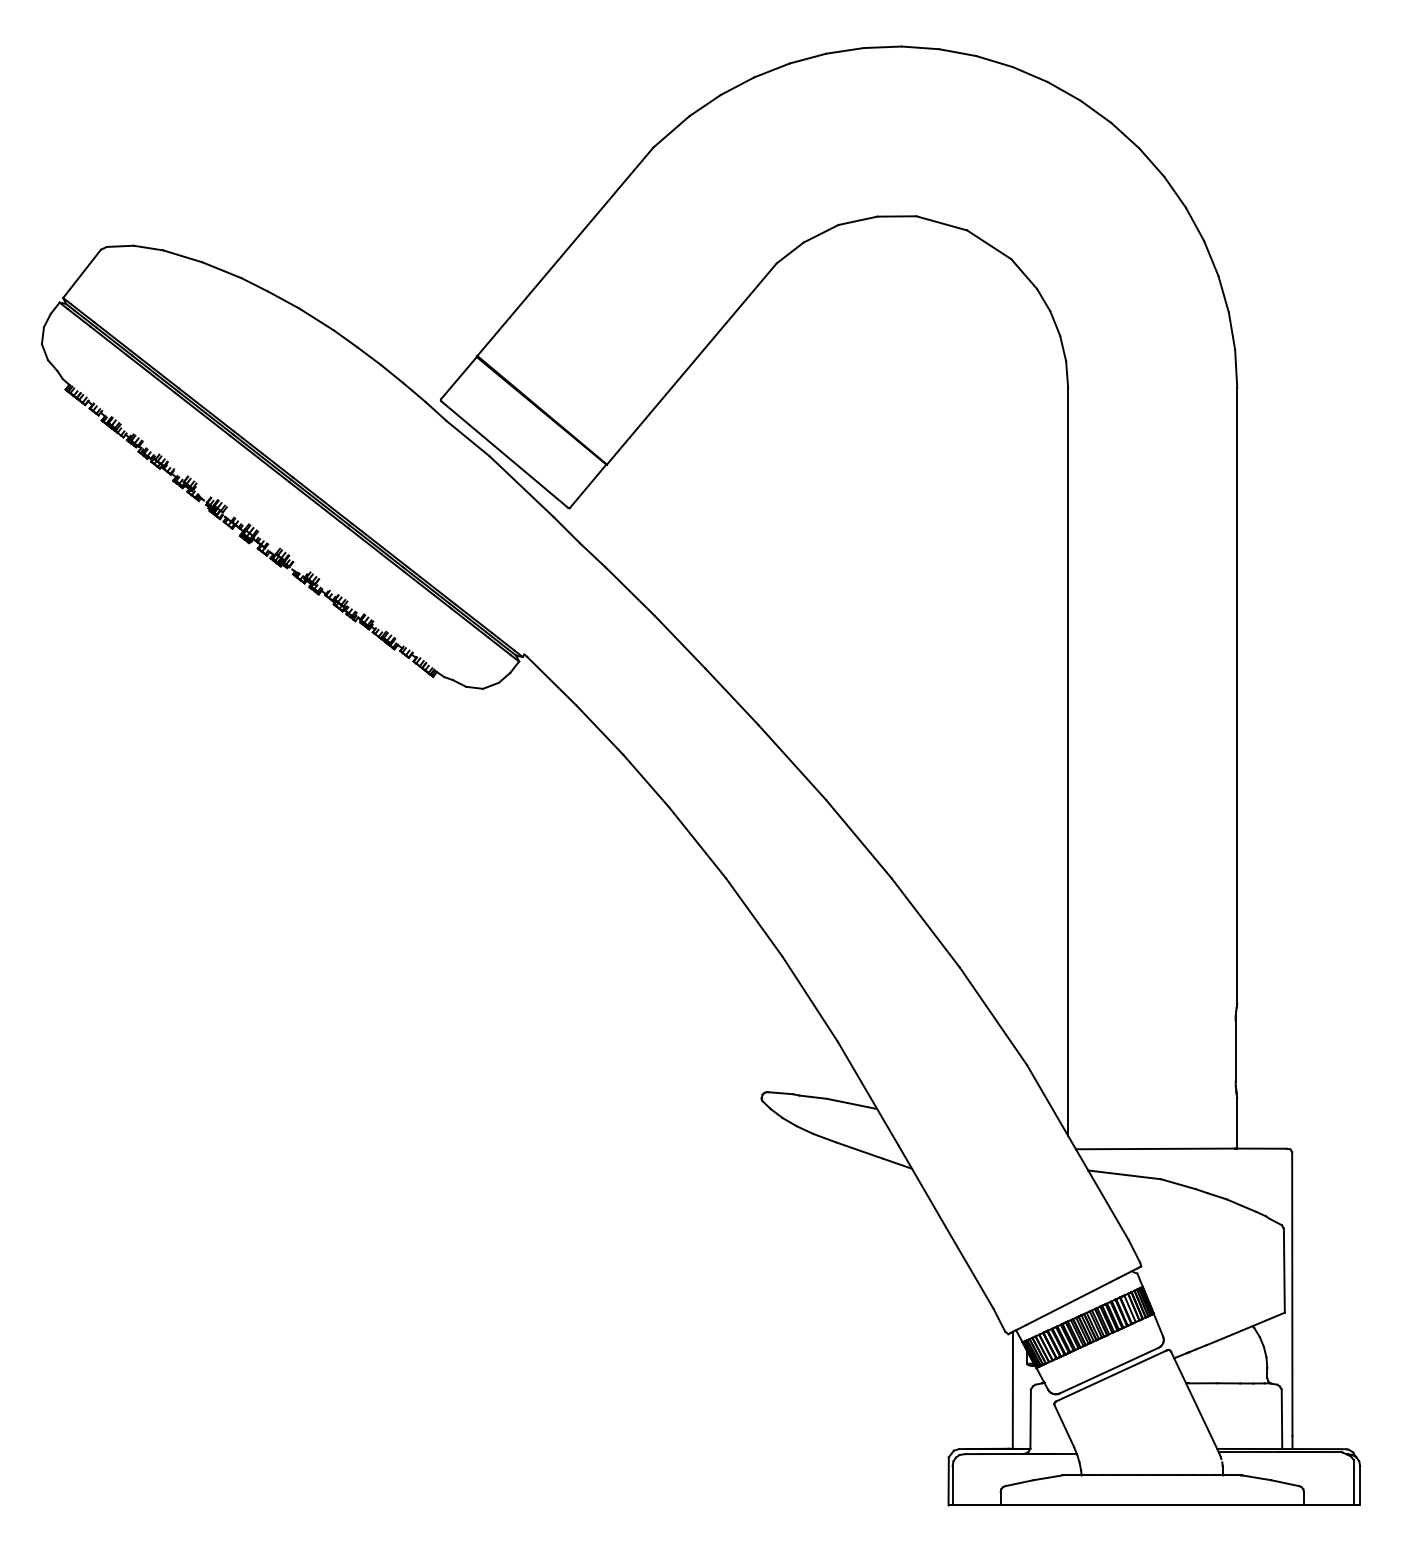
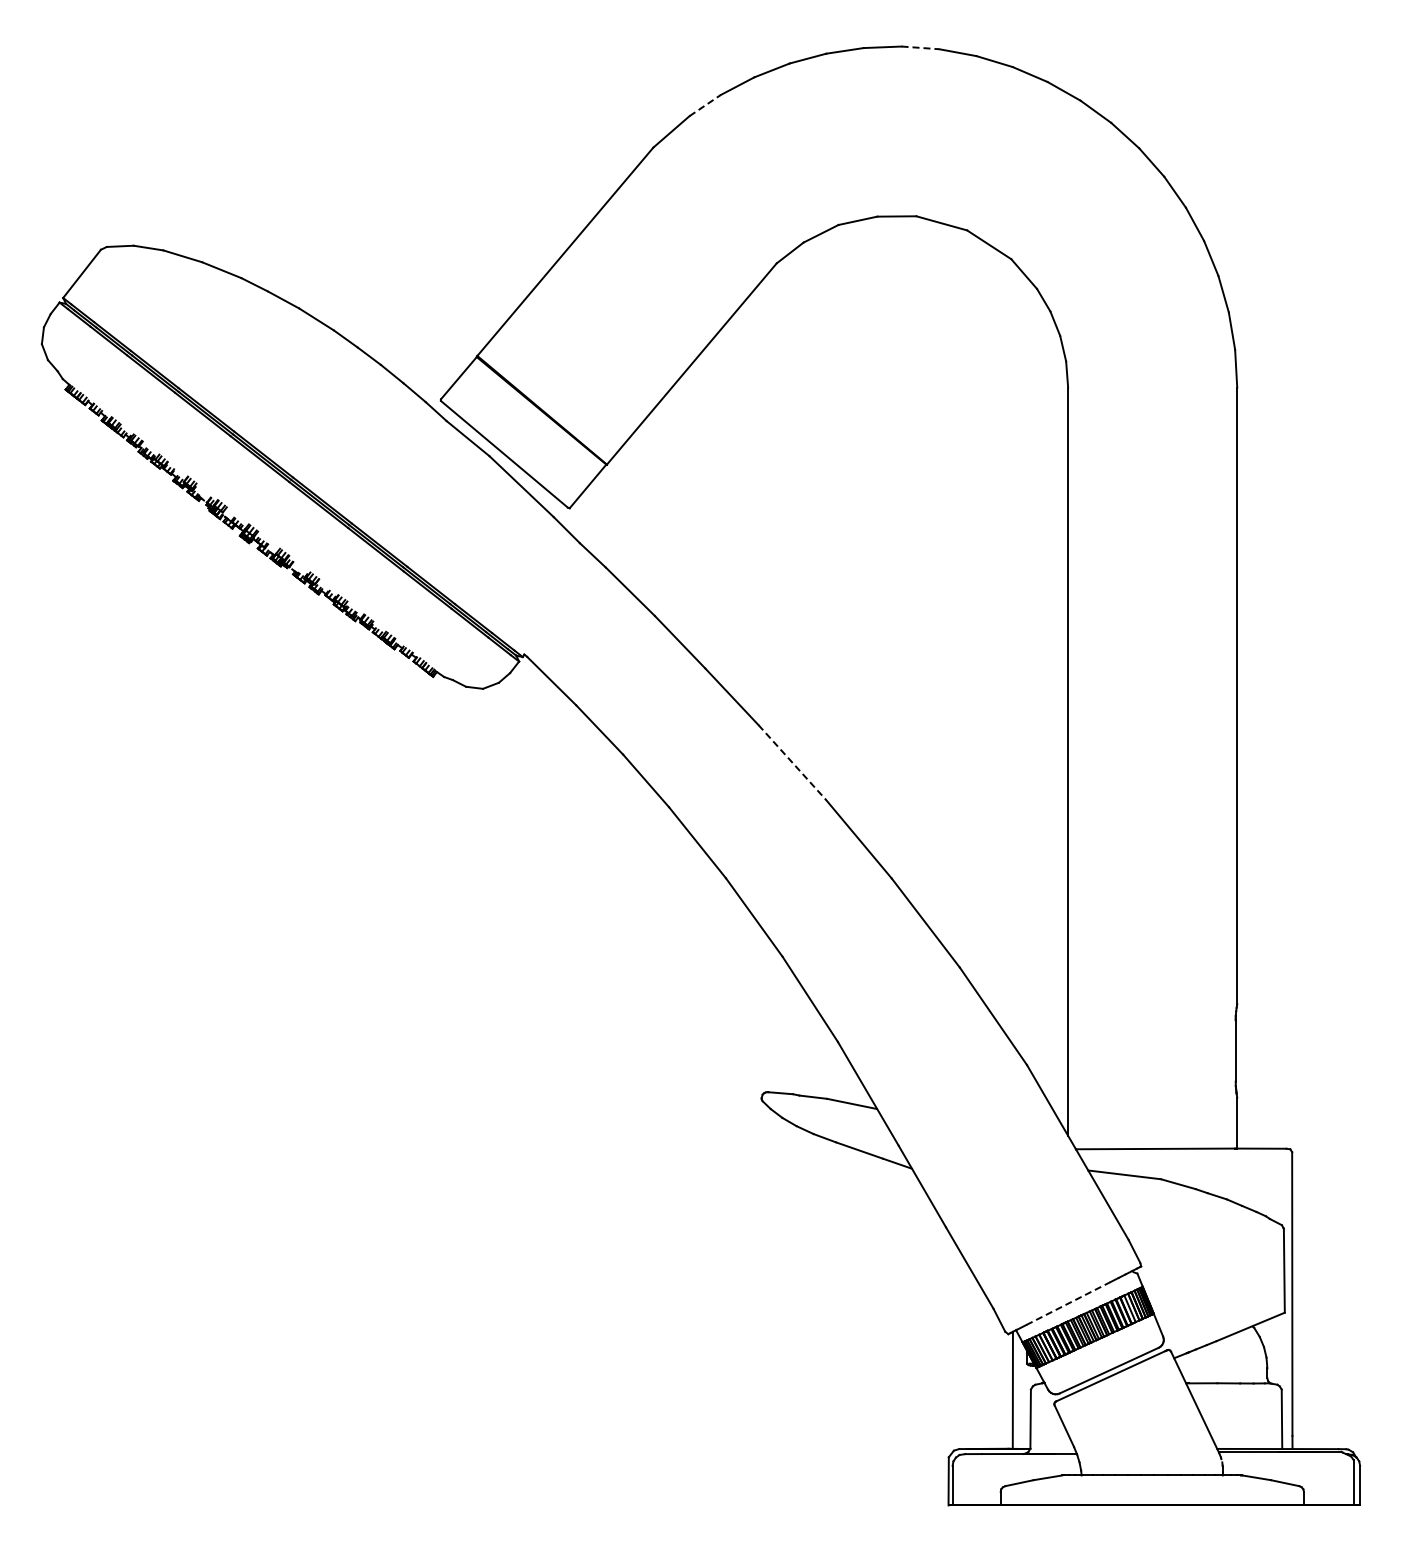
line: solid -> dashed (920, 47)
line: solid -> dashed (705, 105)
line: solid -> dashed (792, 762)
line: solid -> dashed (1068, 1303)
